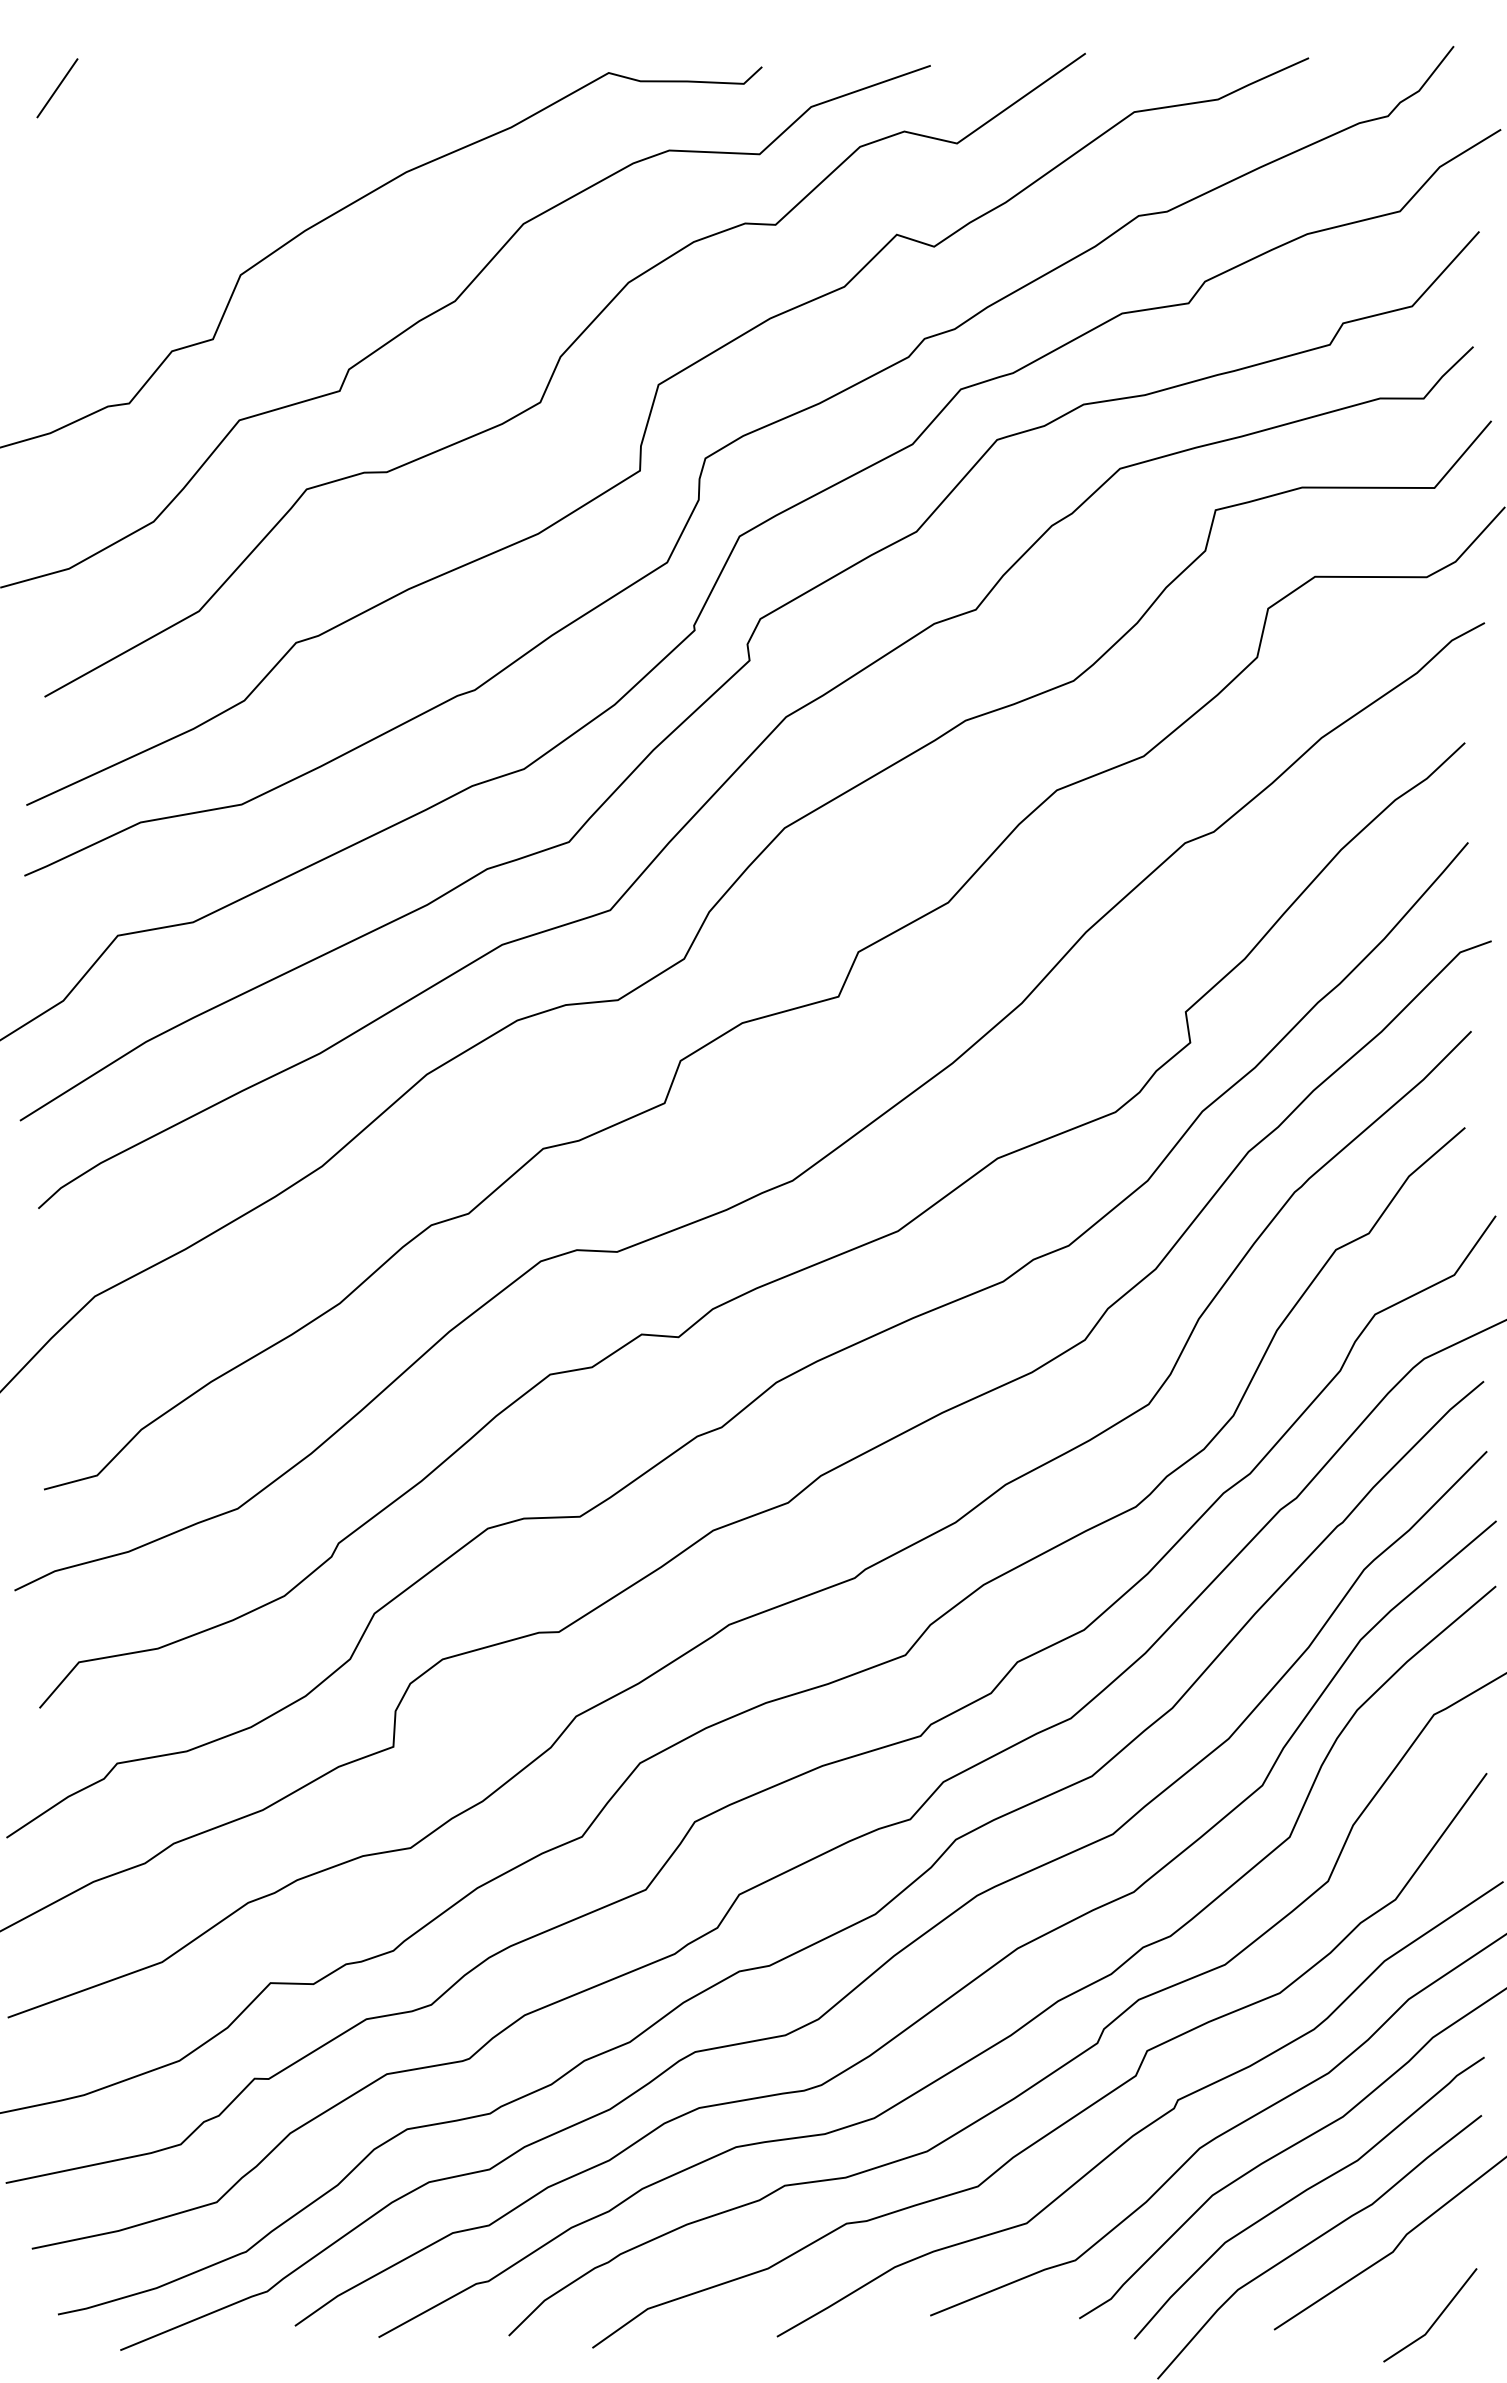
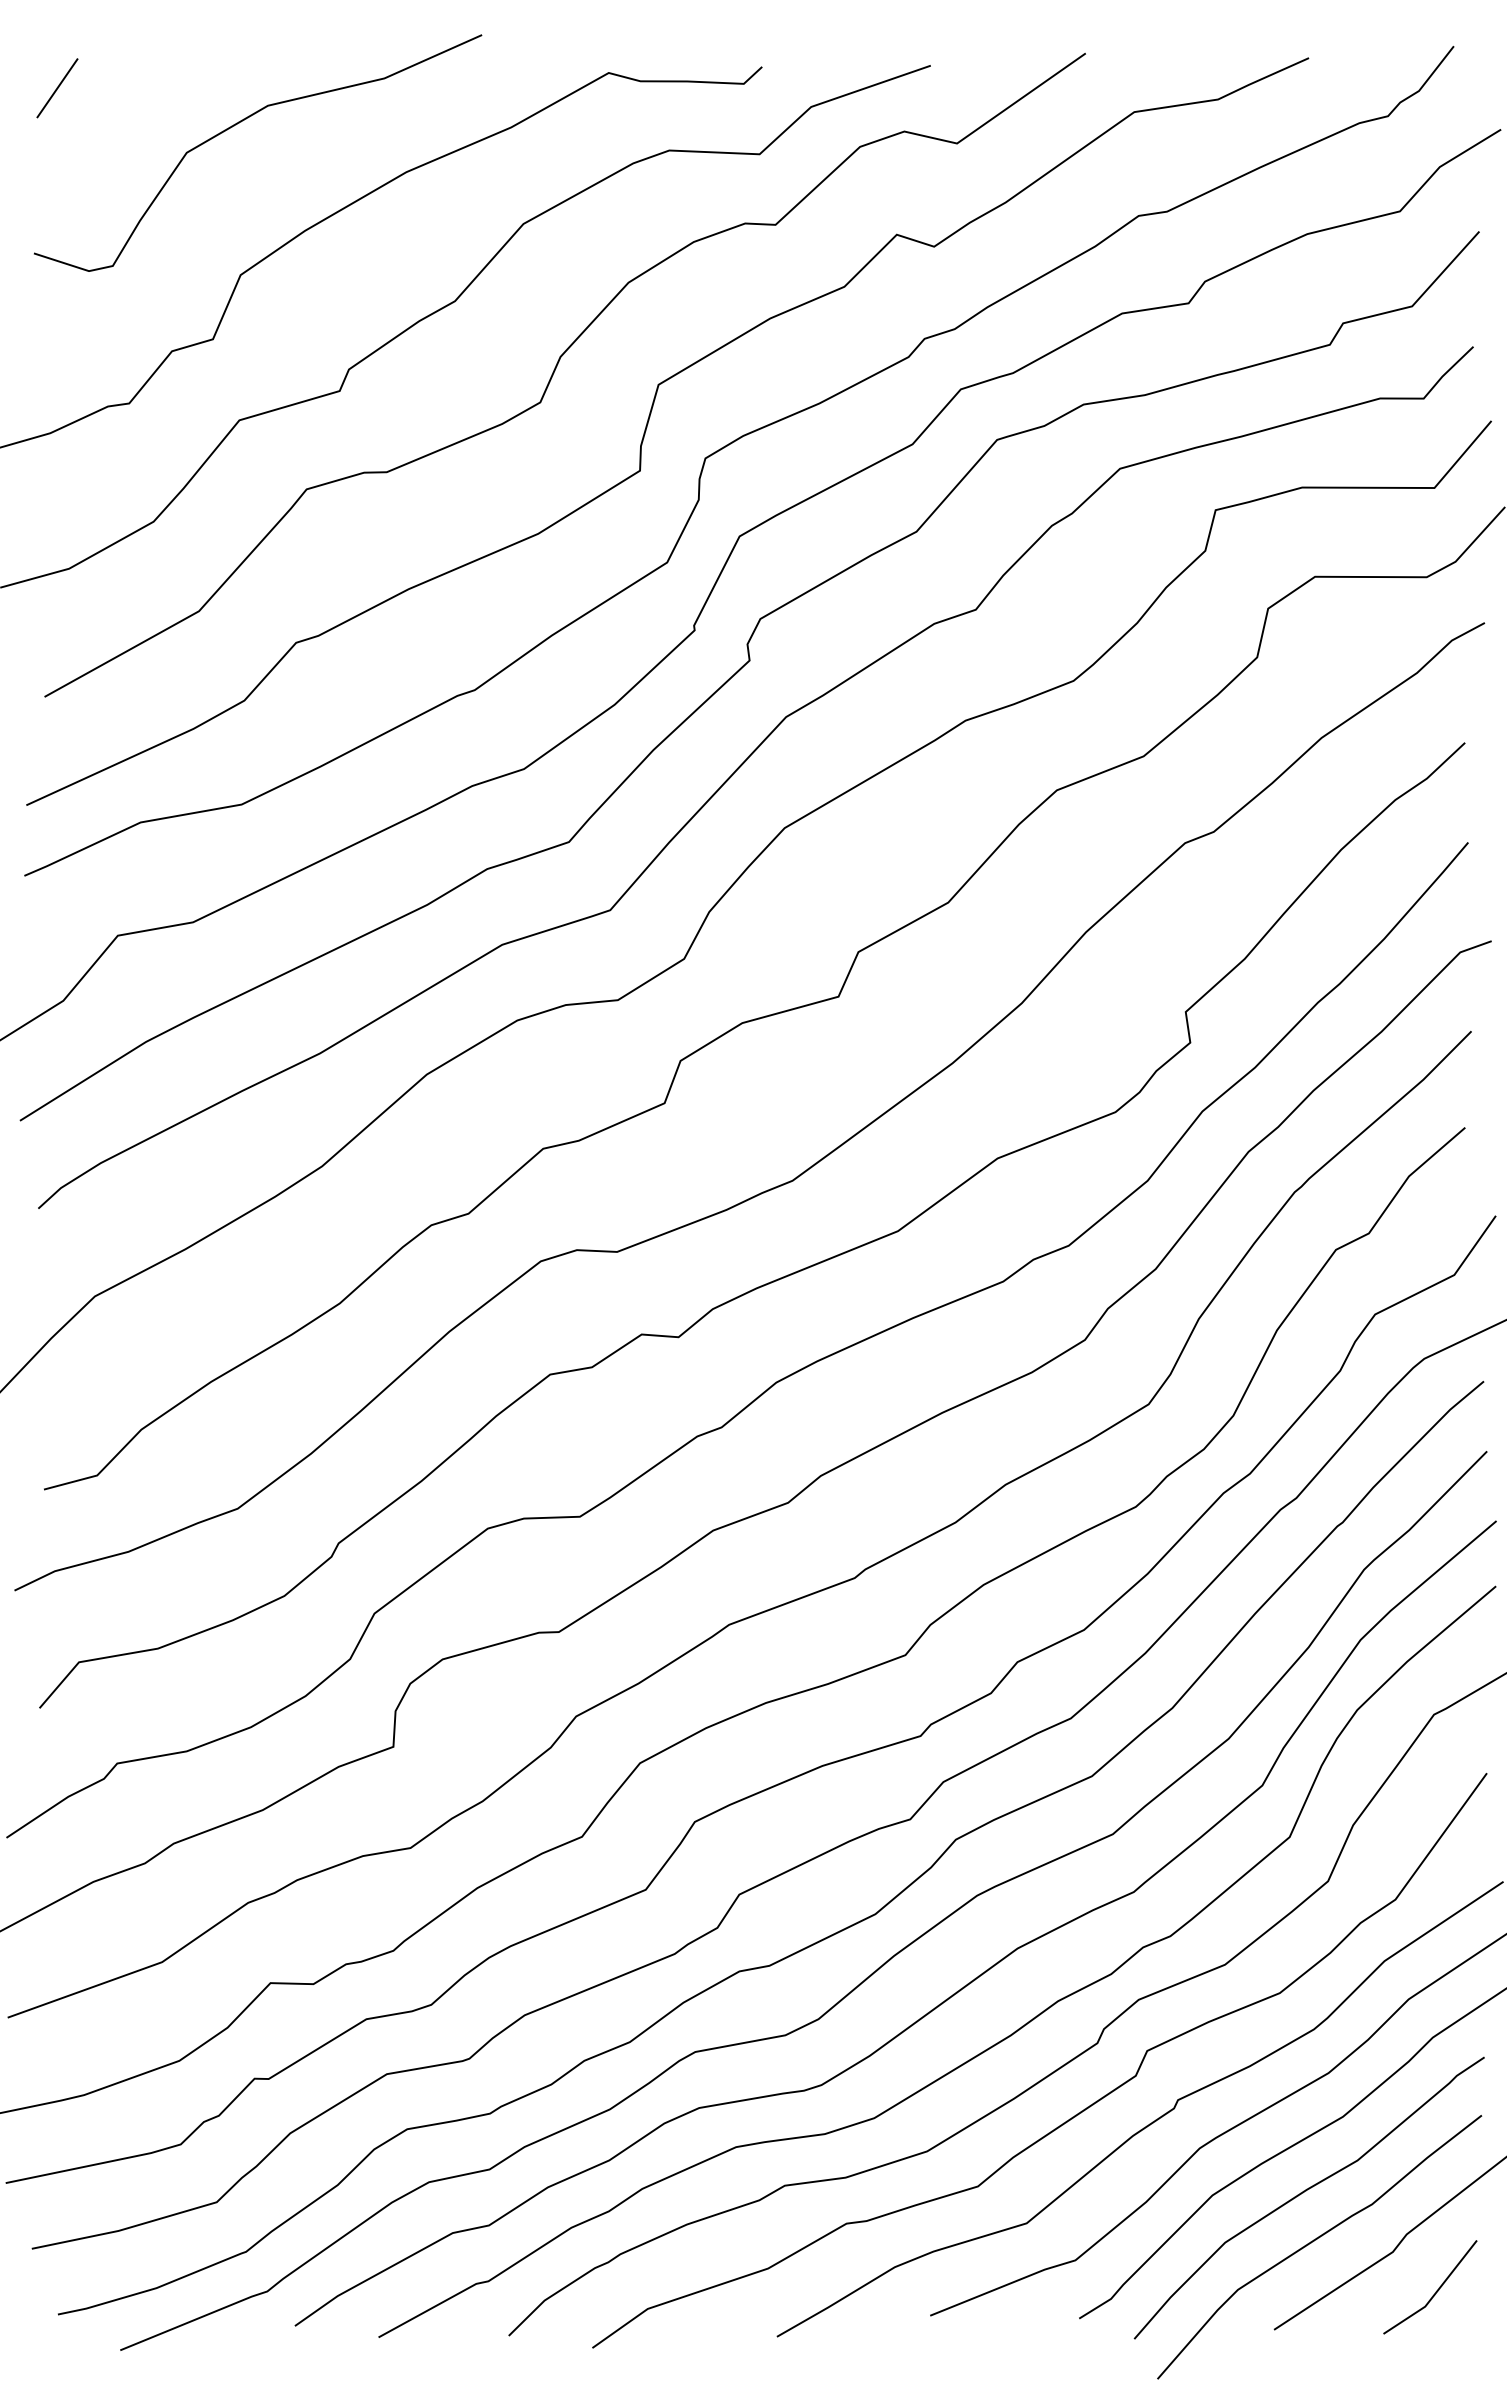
curve: none -> present (241, 122)
line position: (1435, 2319) -> (1435, 2291) (1435, 2291)
